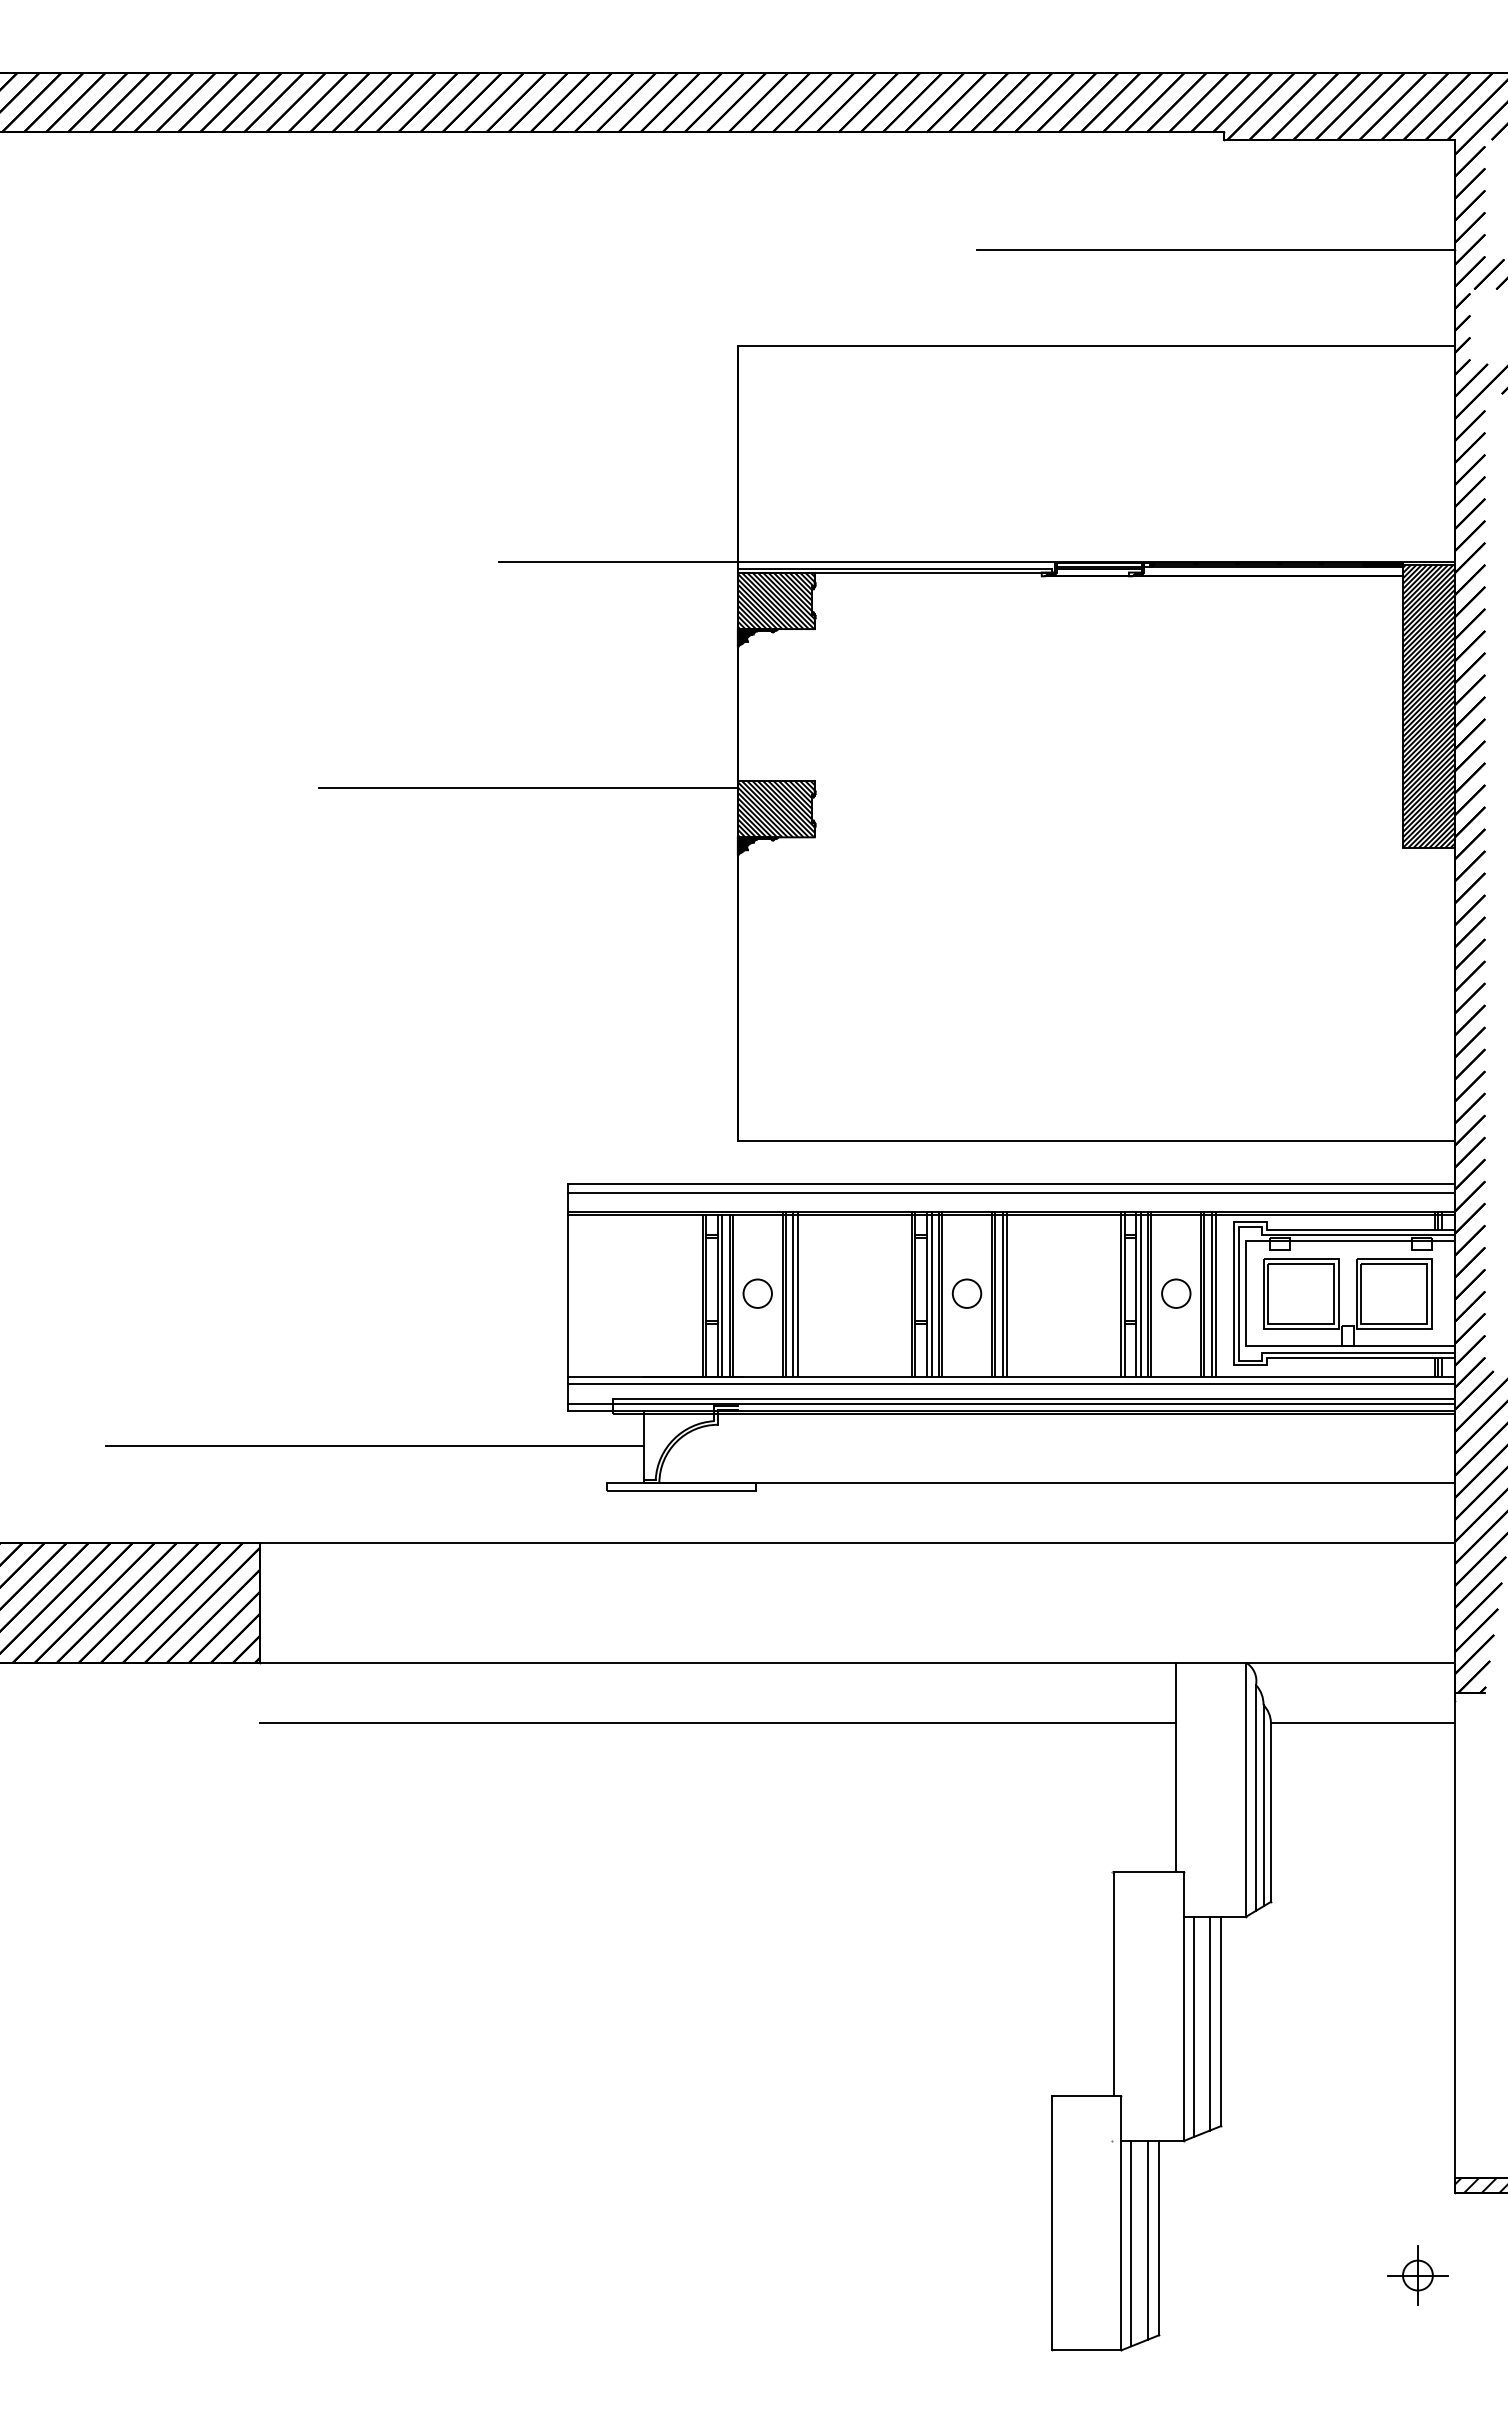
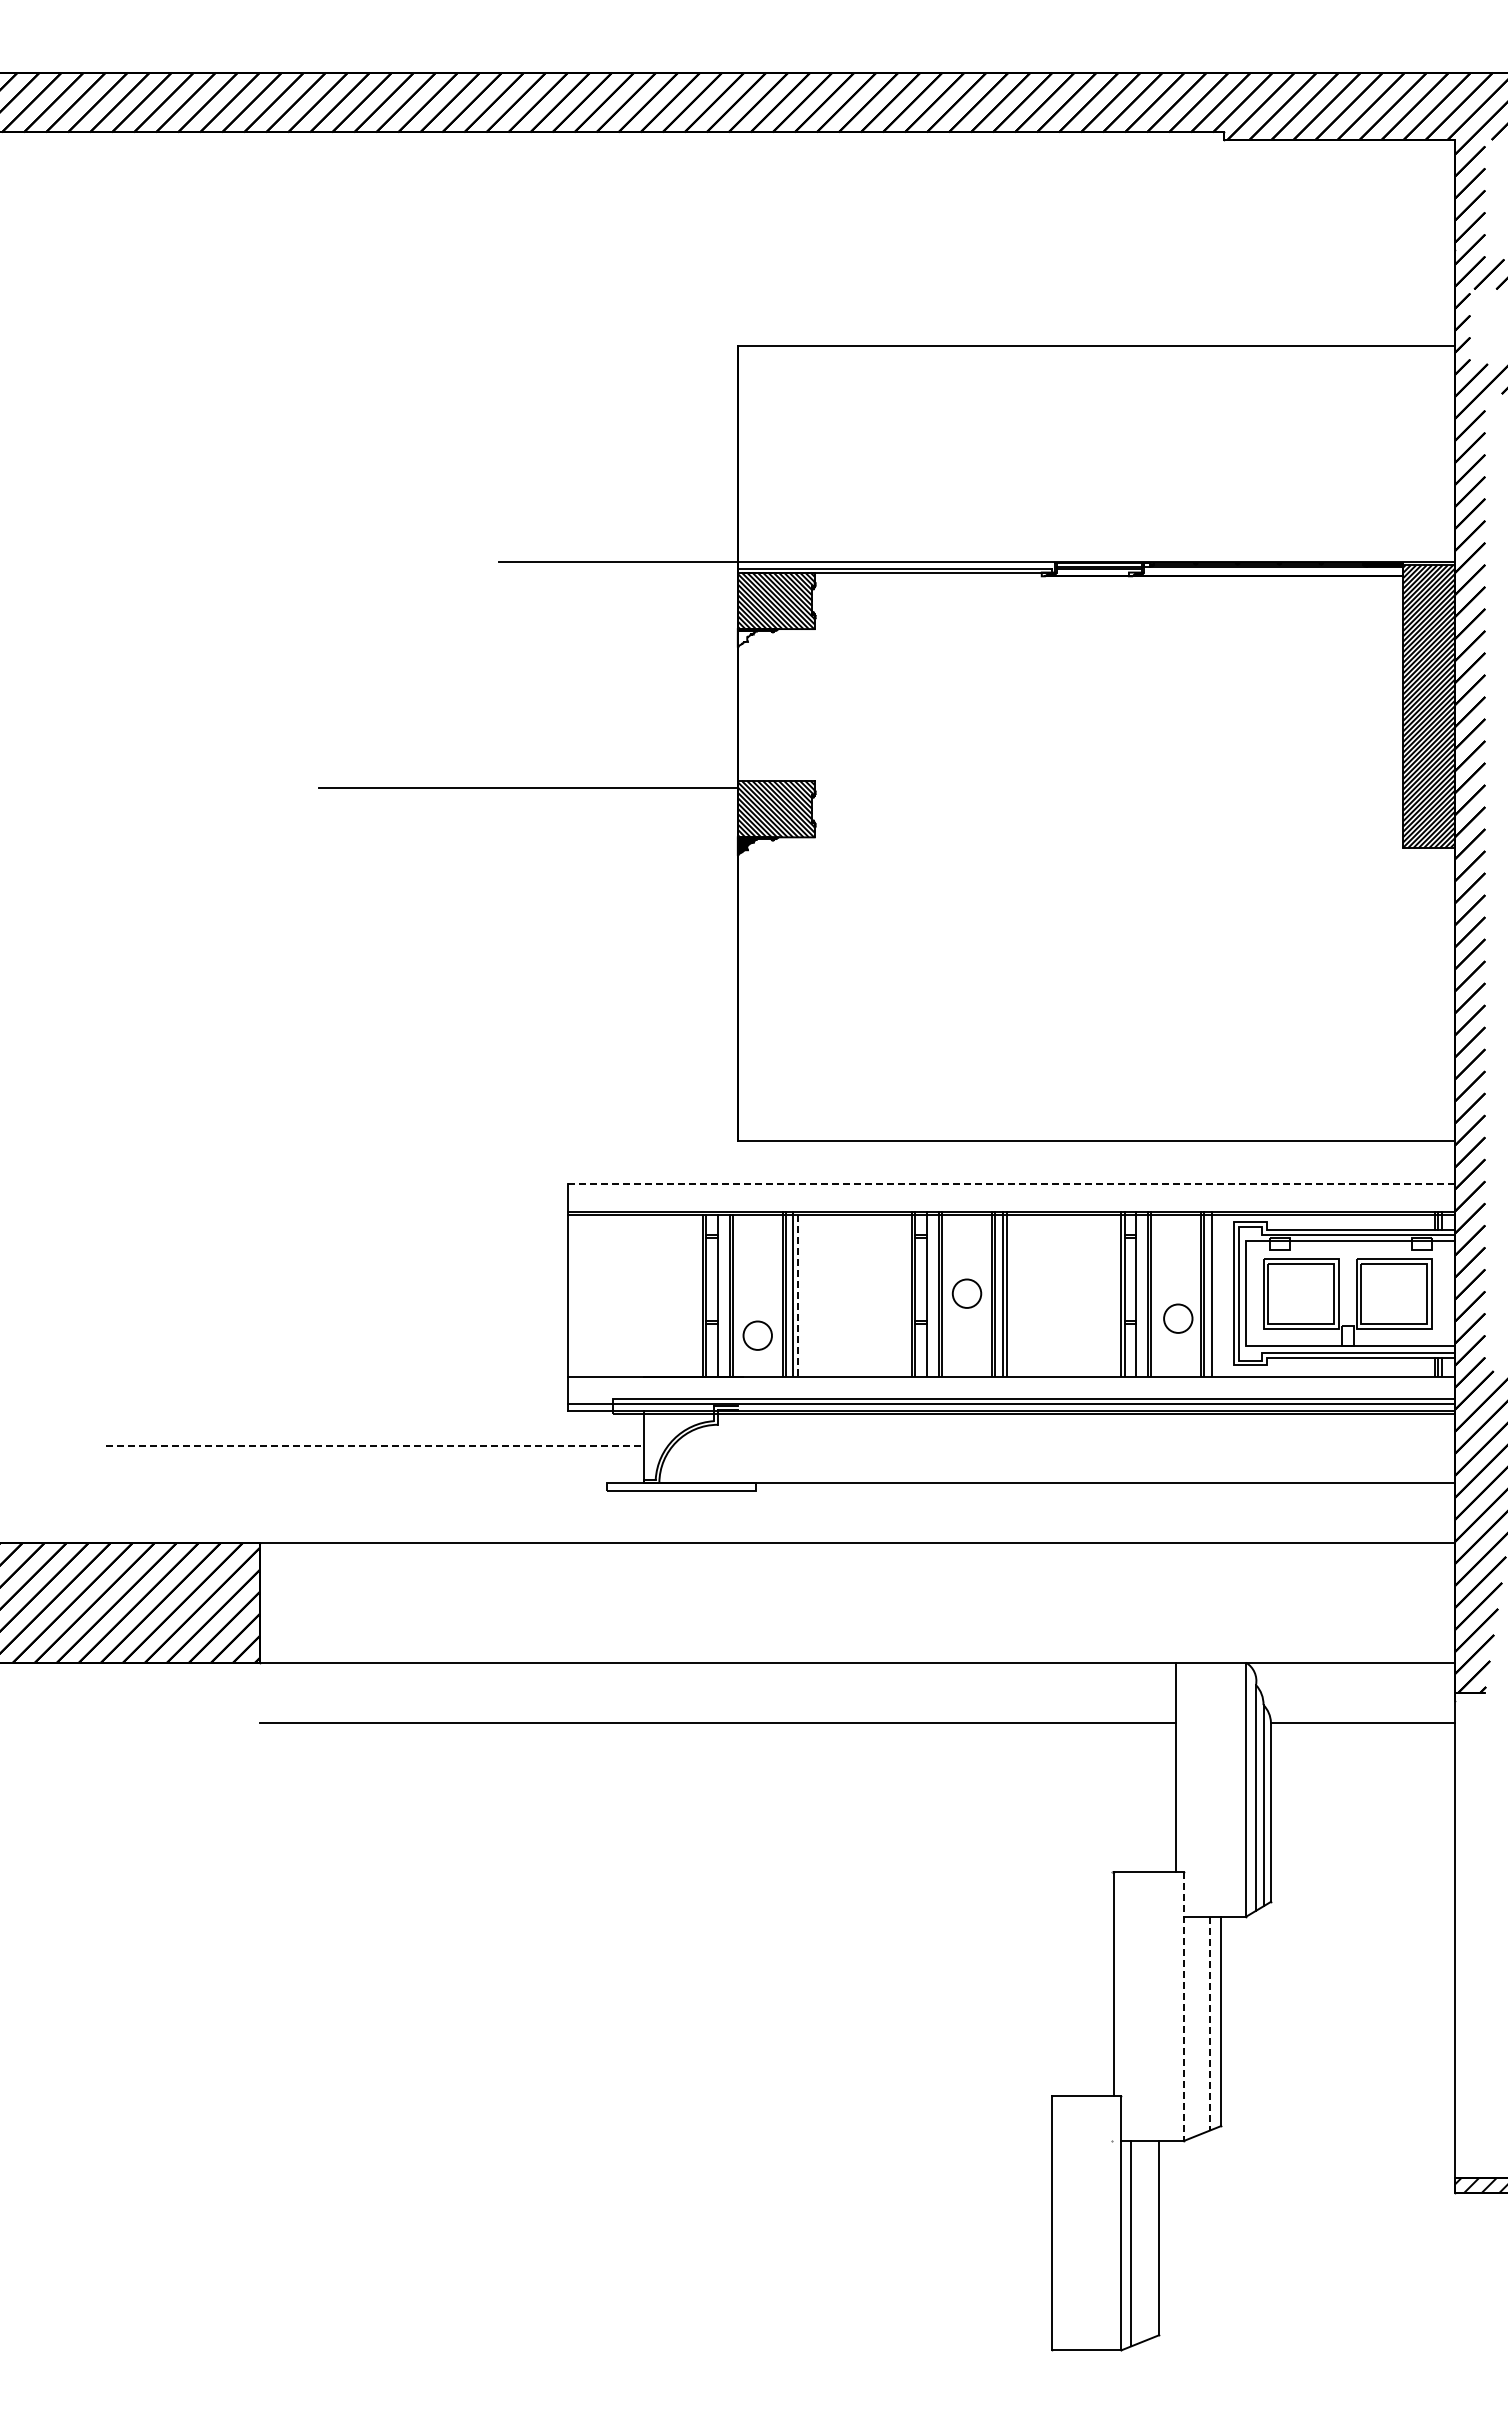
line: present -> none (1215, 250)
hatch: present -> none (746, 638)
line: solid -> dashed (1011, 1184)
line: present -> none (1011, 1192)
circle position: (757, 1293) -> (757, 1335) (757, 1335)
line: solid -> dashed (797, 1293)
line: present -> none (931, 1293)
line: present -> none (1140, 1293)
circle position: (1176, 1293) -> (1178, 1318) (1178, 1318)
line: present -> none (1216, 1293)
line: present -> none (722, 1295)
line: present -> none (1011, 1384)
line: solid -> dashed (375, 1445)
line: solid -> dashed (1183, 2006)
line: solid -> dashed (1209, 2023)
line: present -> none (1193, 2026)
line: present -> none (1147, 2240)
part: present -> none (1417, 2275)
